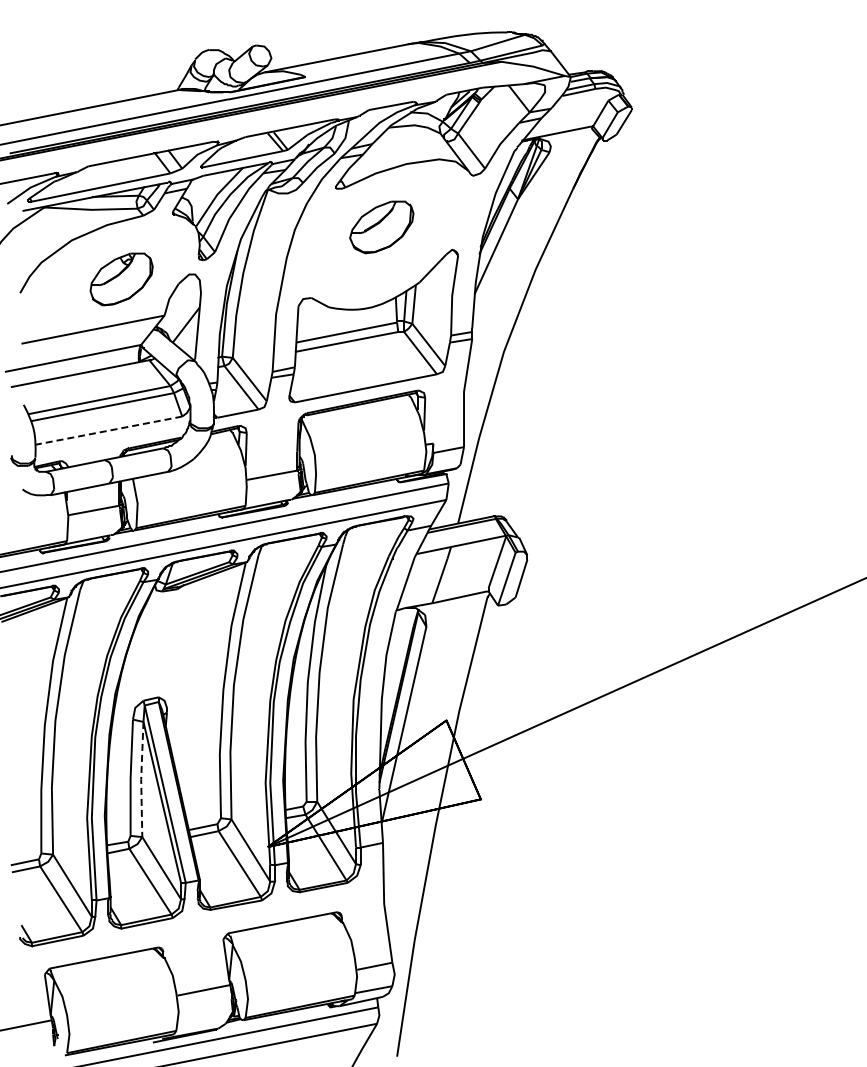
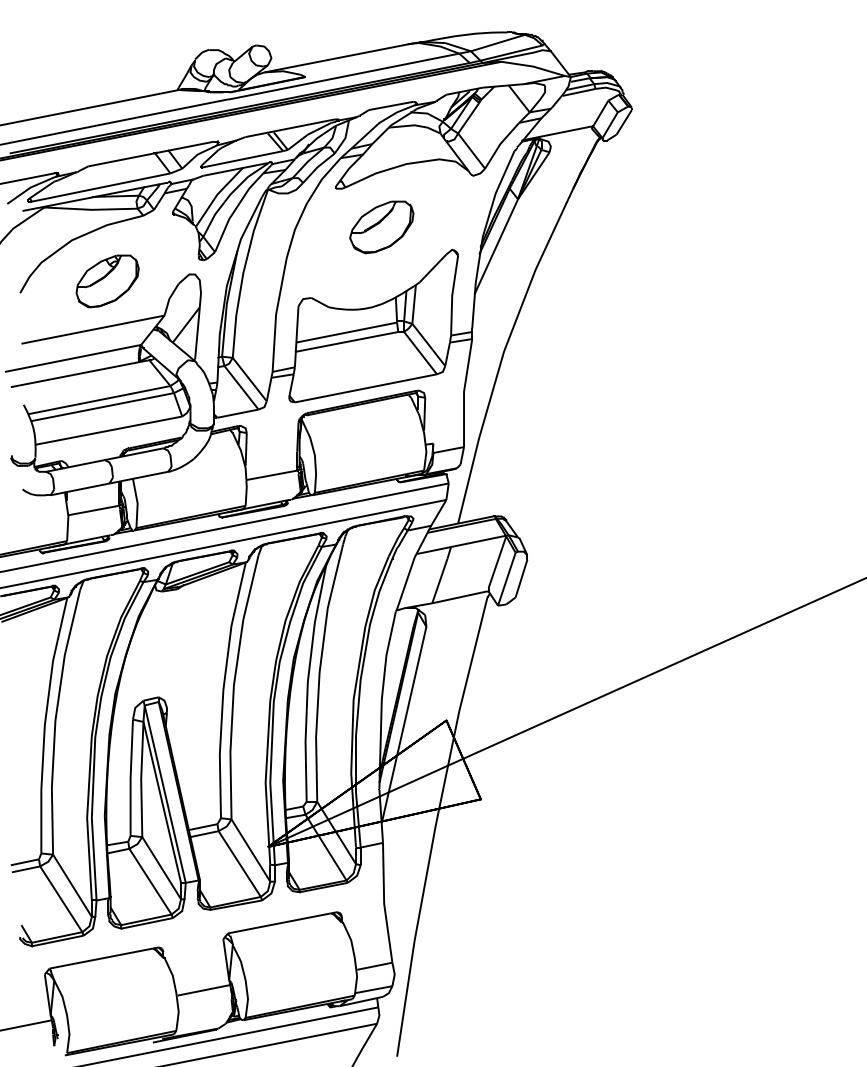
part position: (121, 279) -> (107, 281) (107, 281)
line: dashed -> solid (108, 430)
line: dashed -> solid (141, 779)
